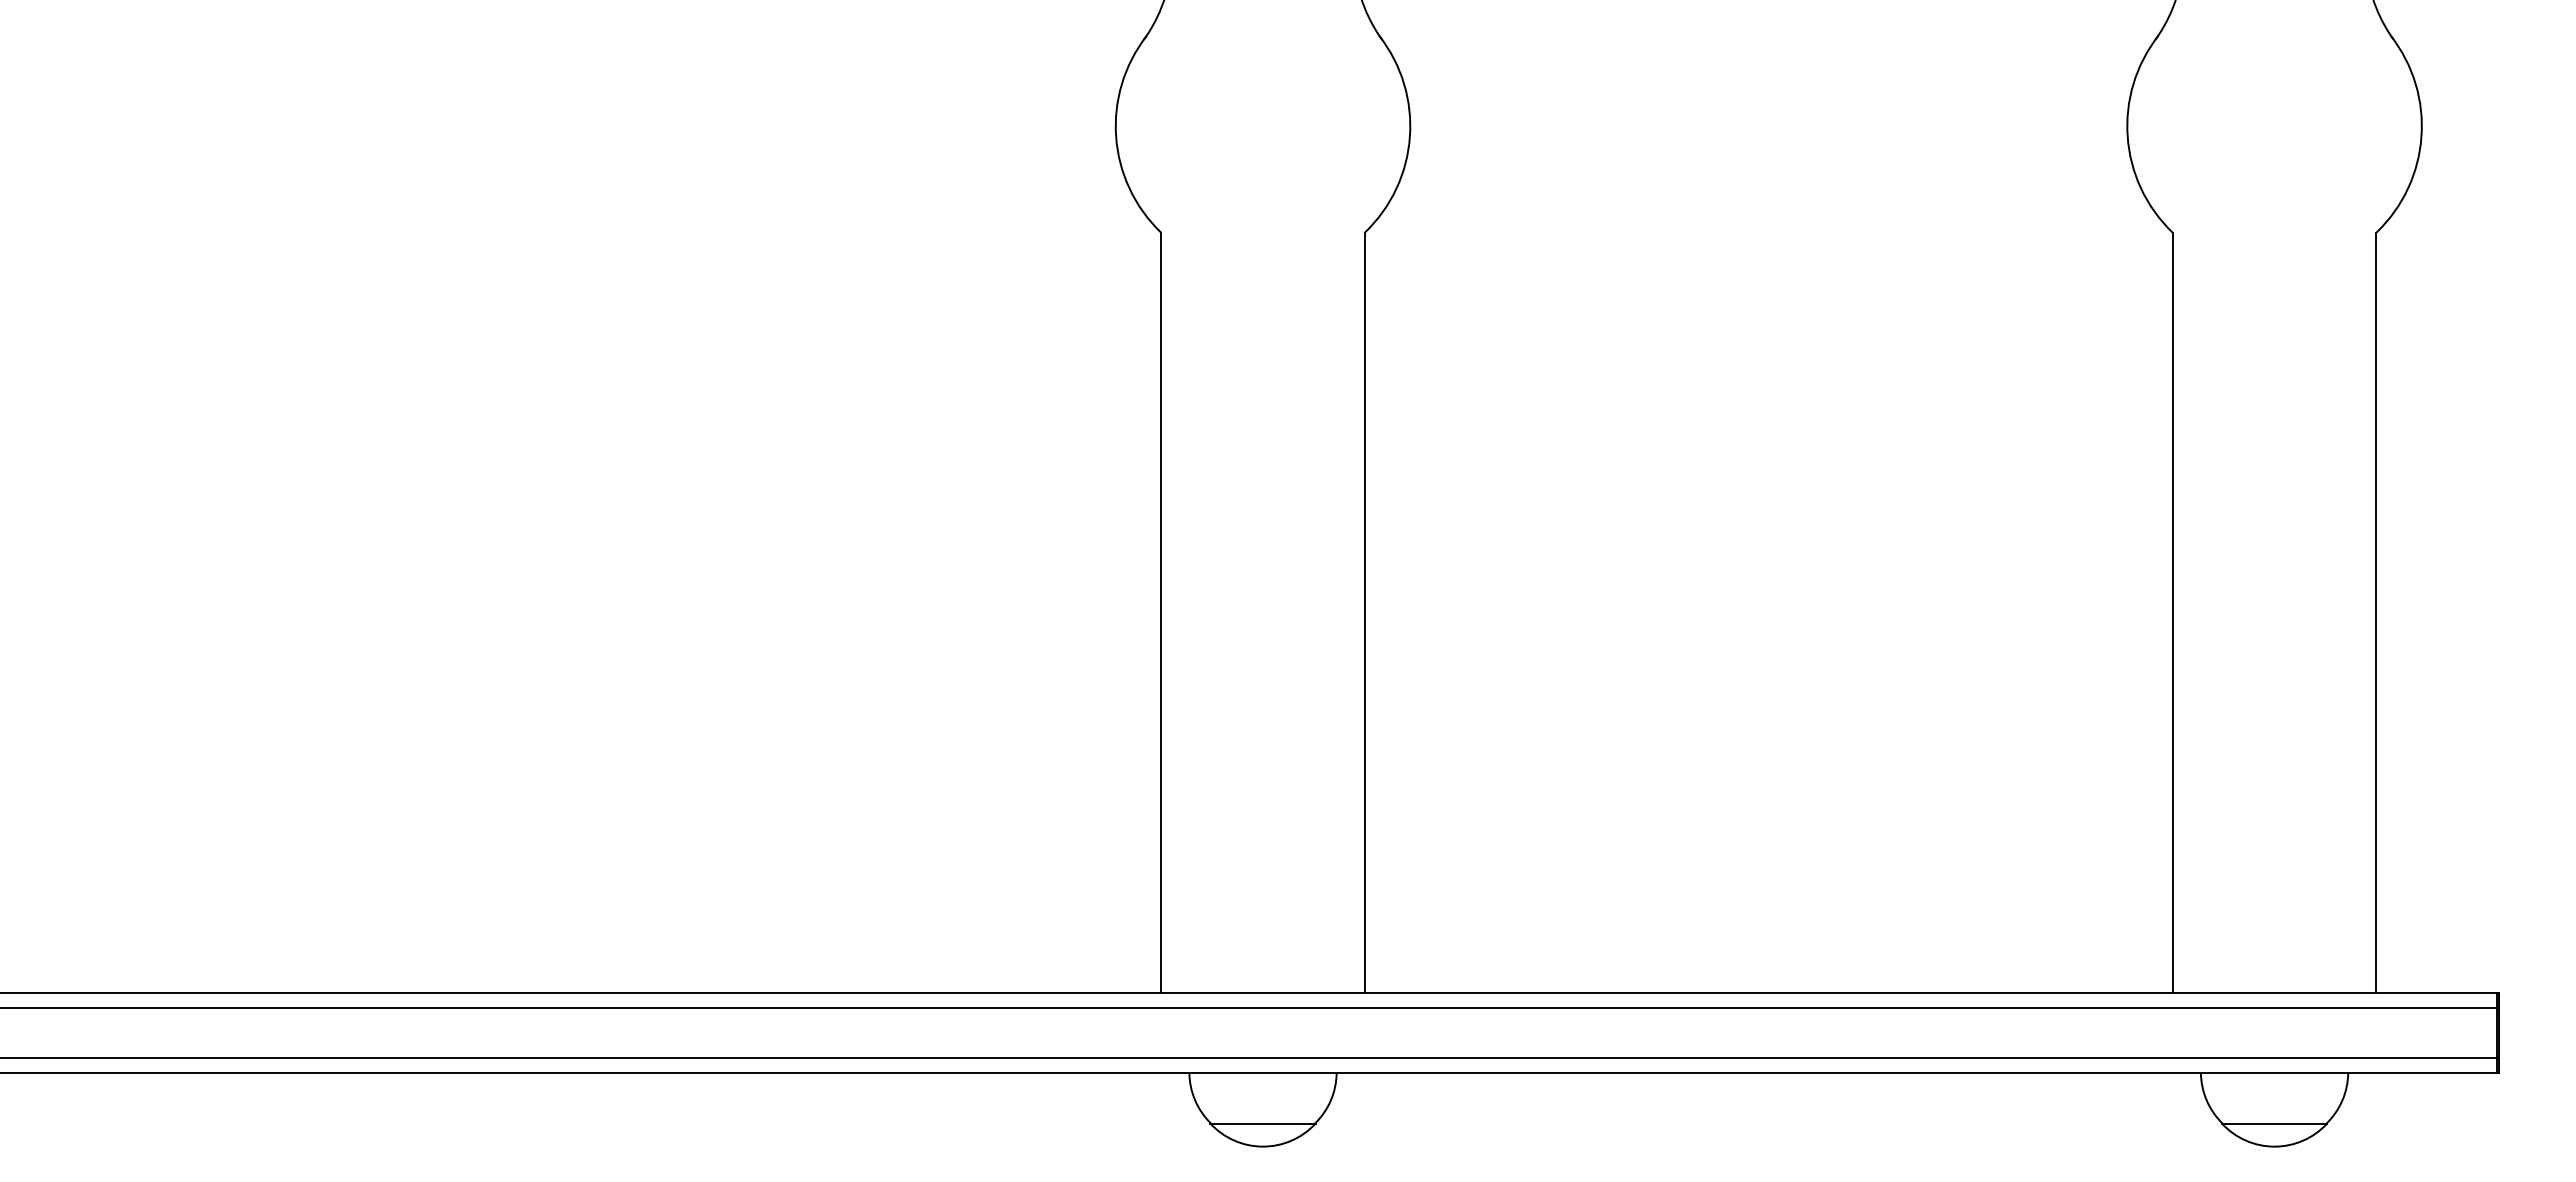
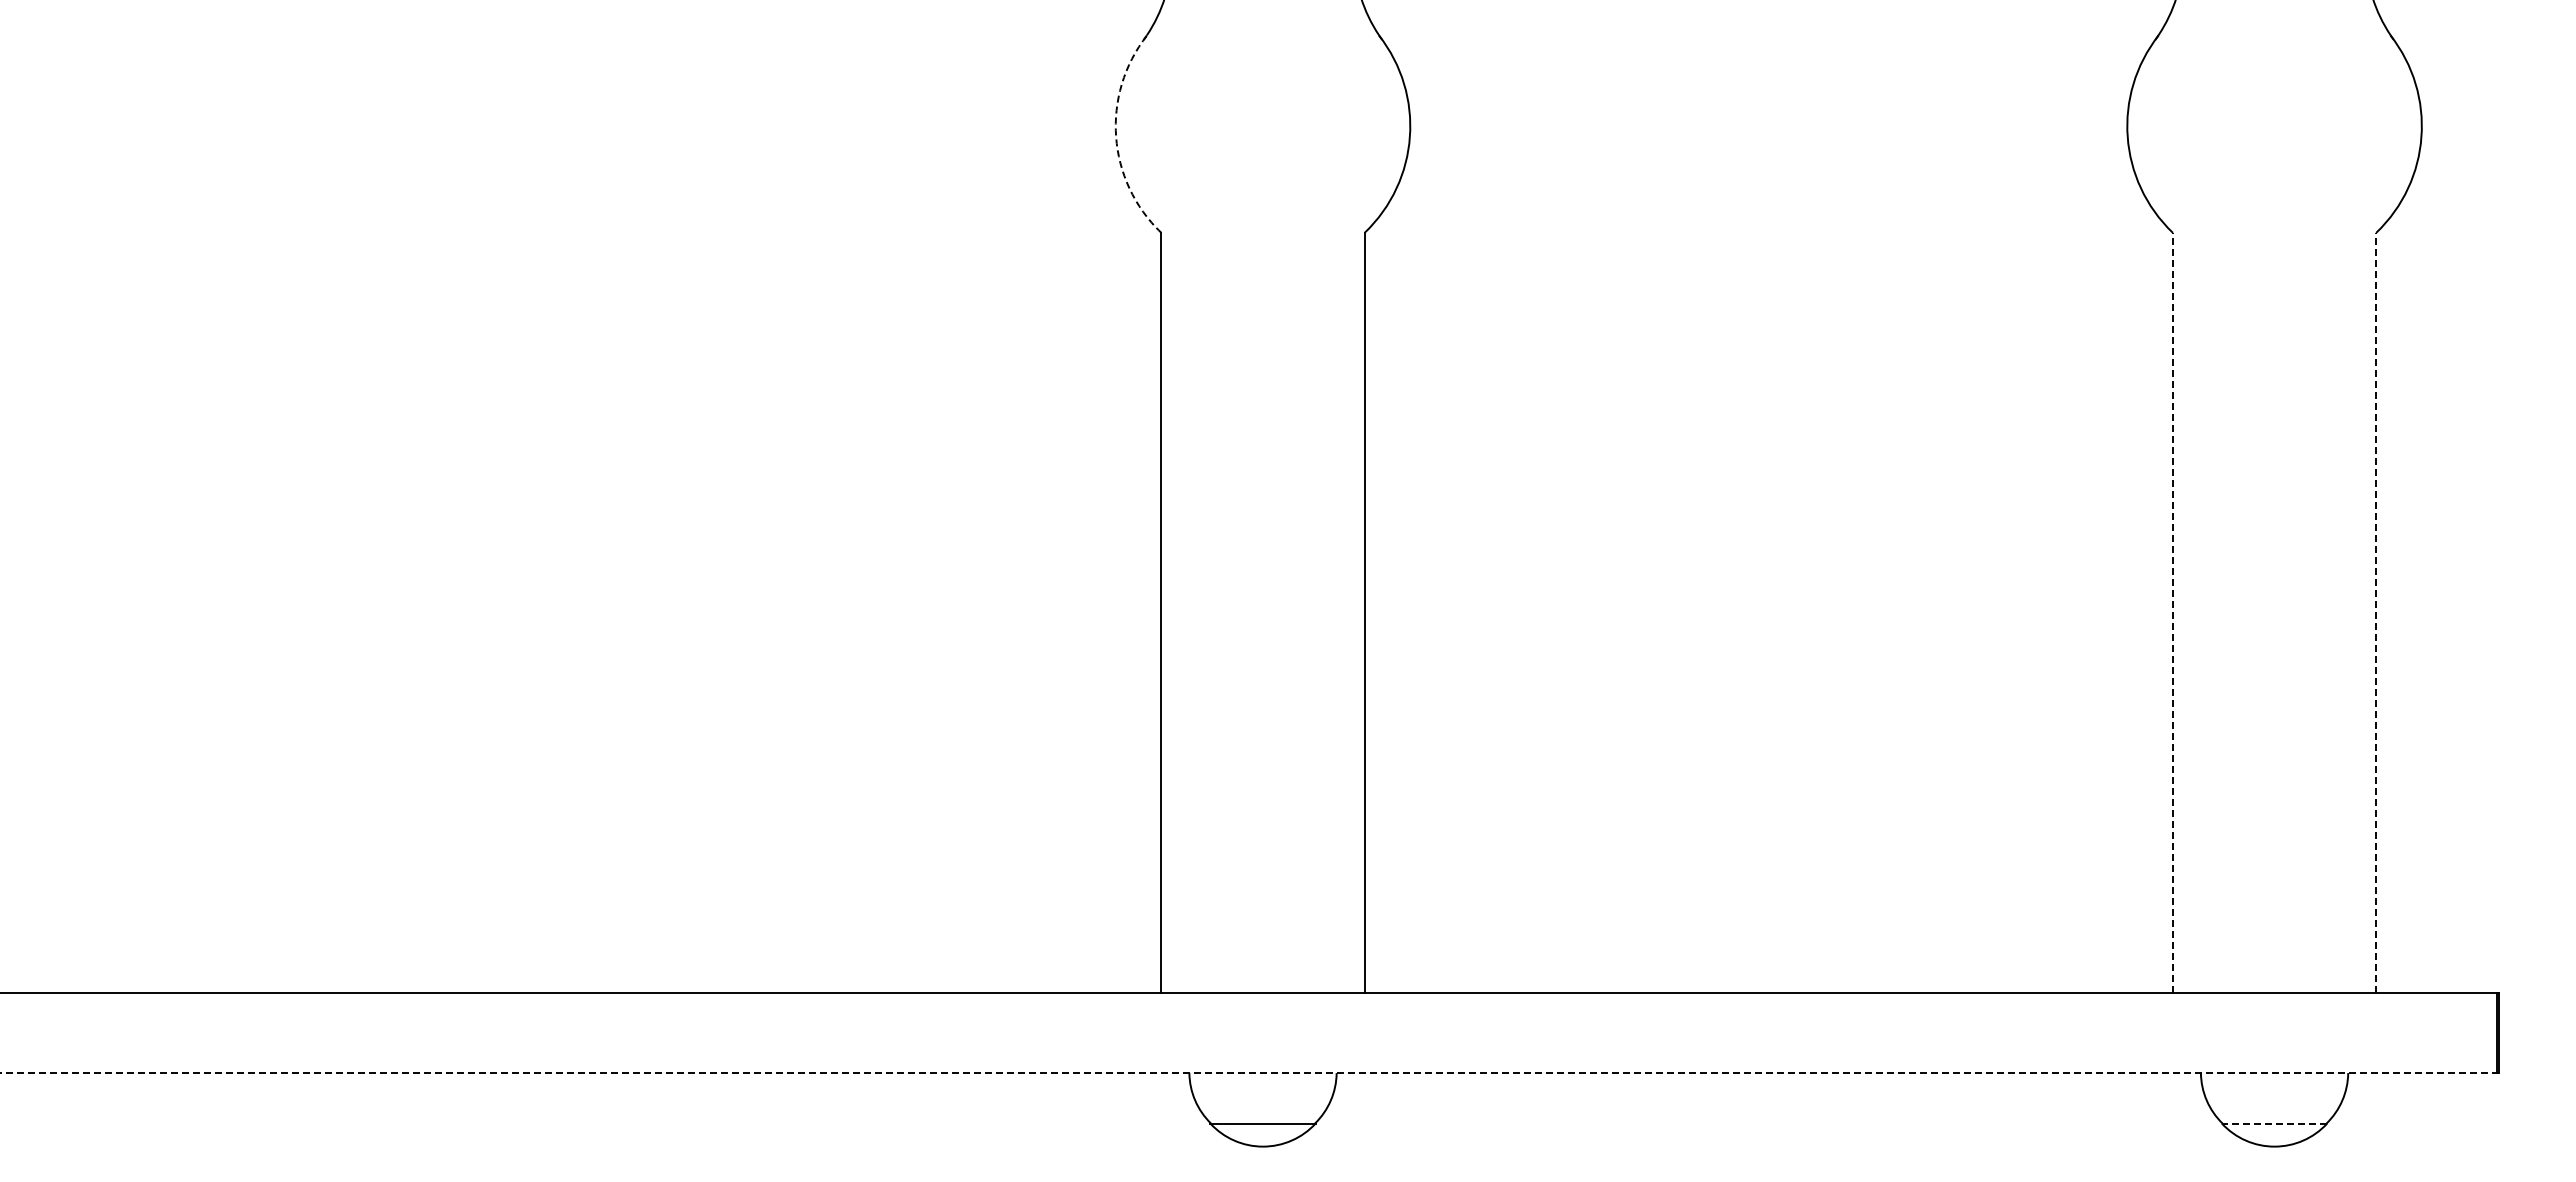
arc: solid -> dashed (1116, 136)
line: solid -> dashed (2172, 612)
line: solid -> dashed (2376, 612)
line: present -> none (1250, 1007)
line: present -> none (1250, 1058)
line: solid -> dashed (1249, 1073)
line: solid -> dashed (2274, 1123)
